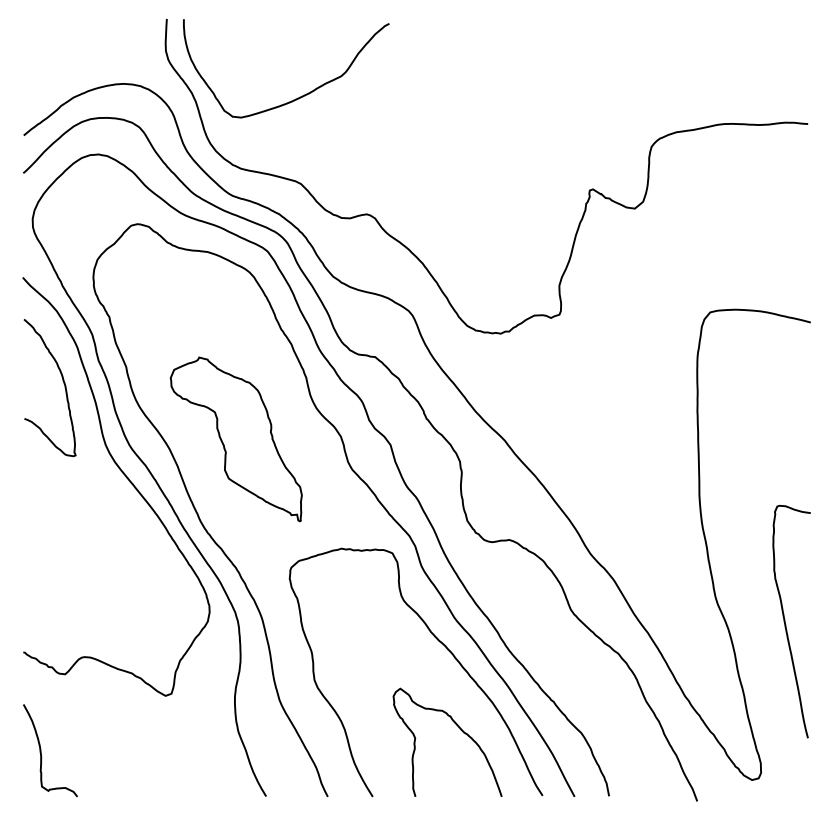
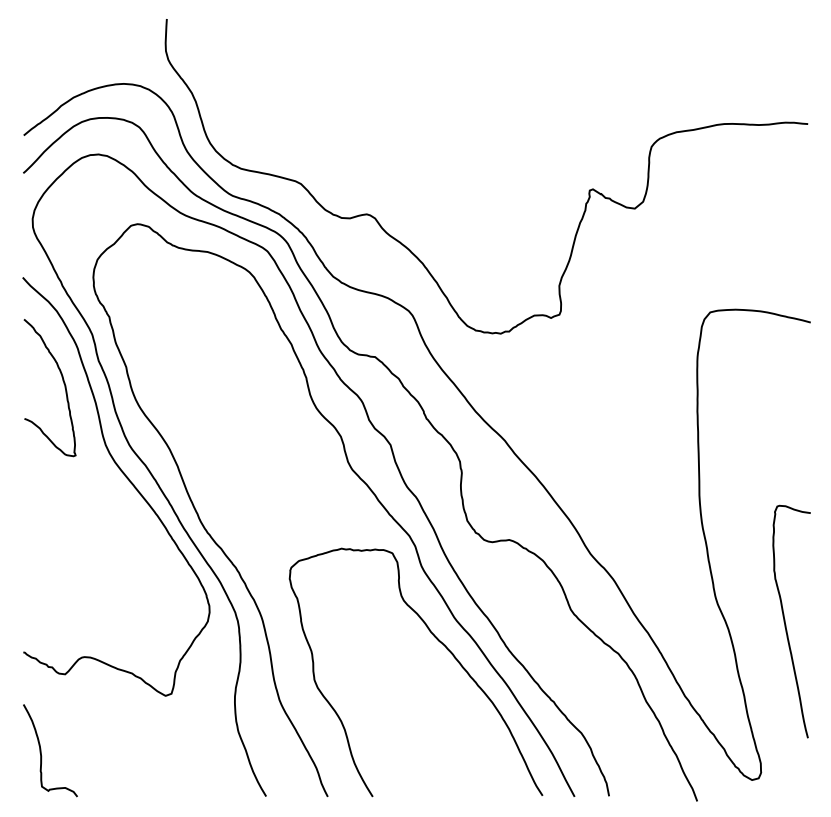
curve: present -> none (297, 97)
part: present -> none (235, 439)
curve: present -> none (460, 730)
